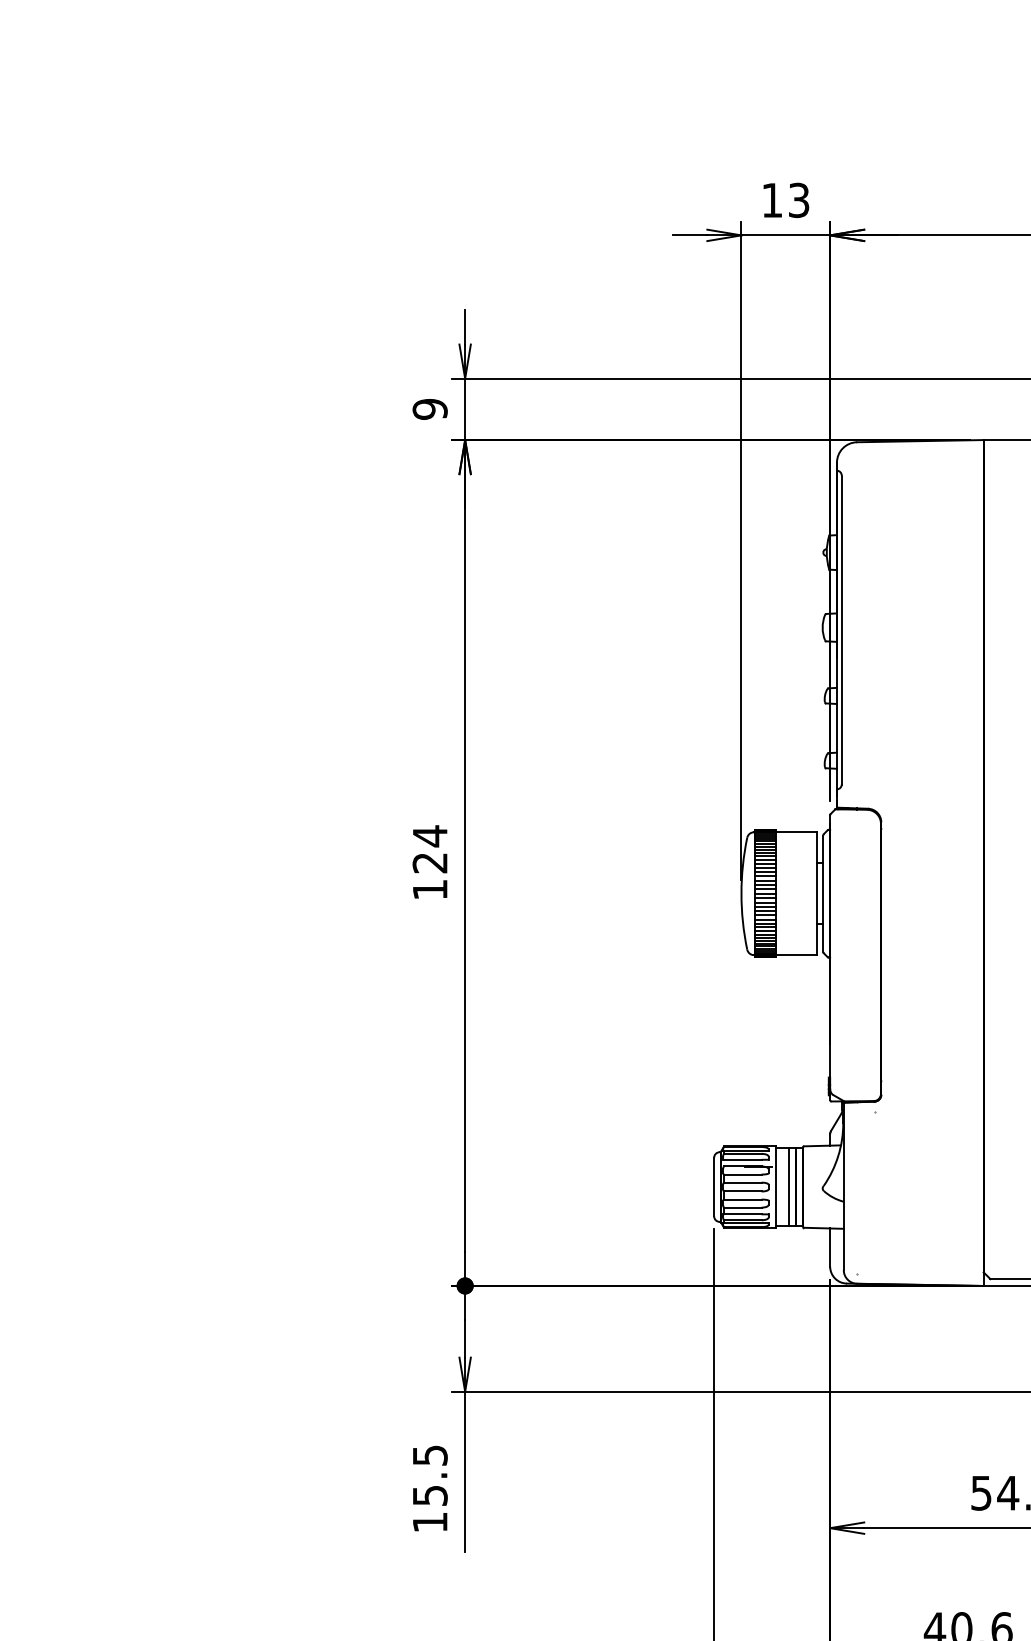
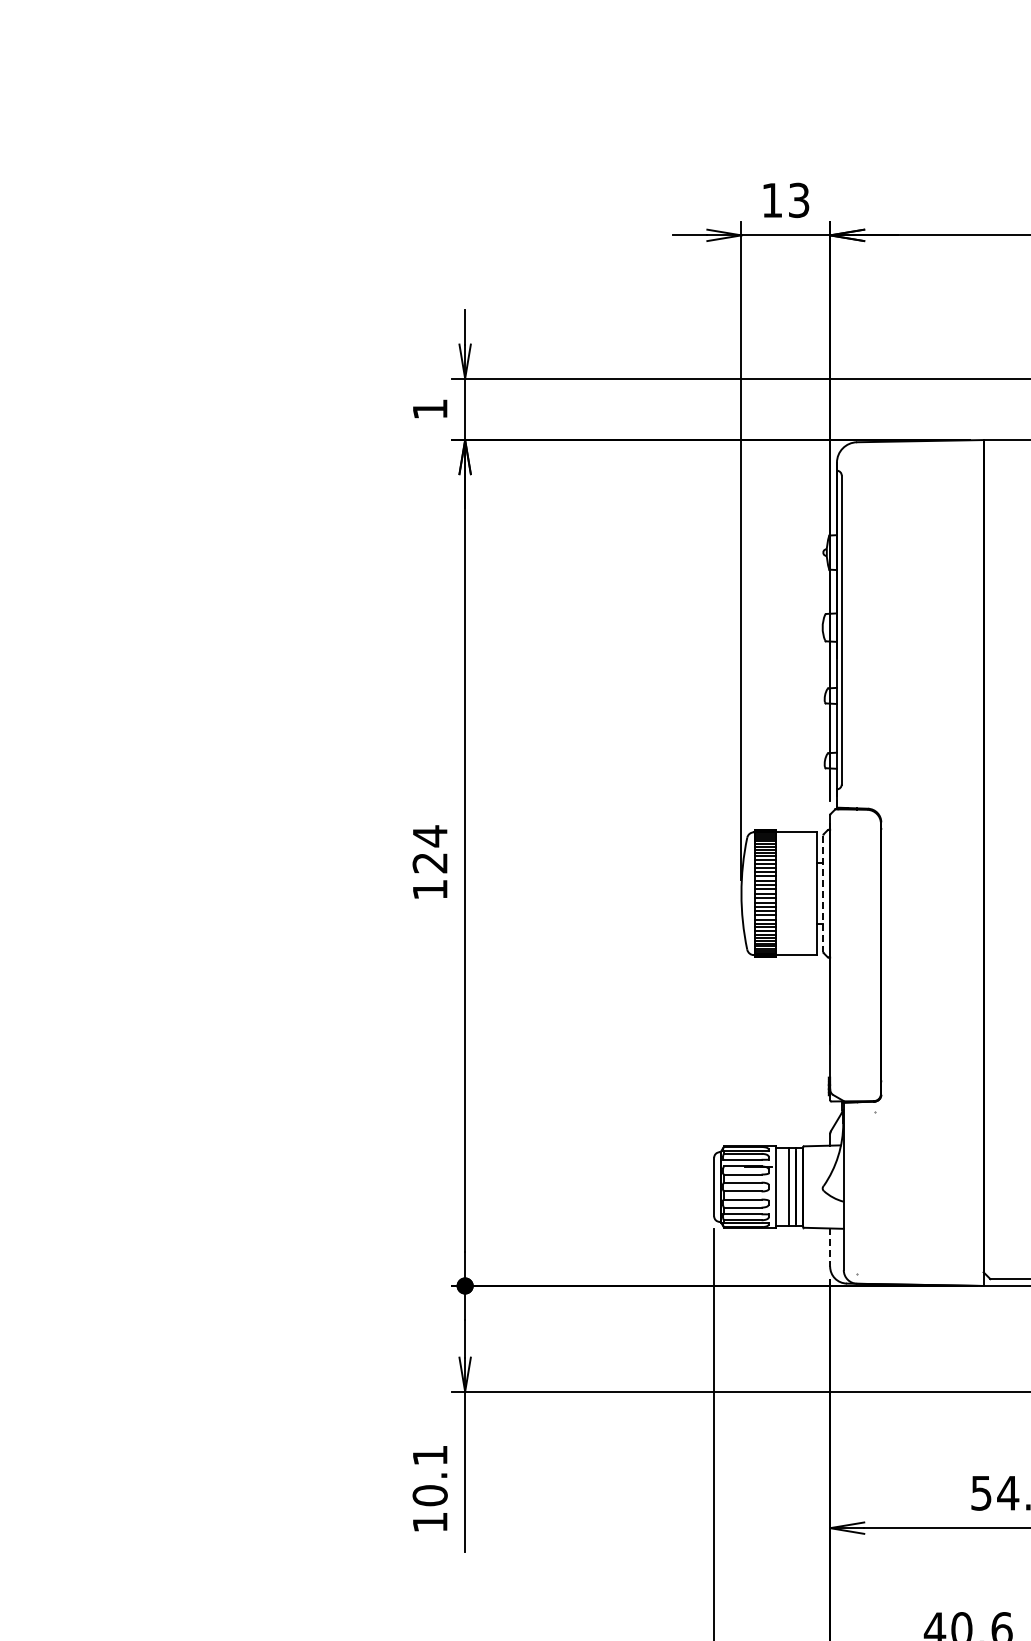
text: 9 -> 1 (429, 409)
line: solid -> dashed (823, 894)
line: solid -> dashed (830, 1248)
text: 15.5 -> 10.1 (429, 1475)
